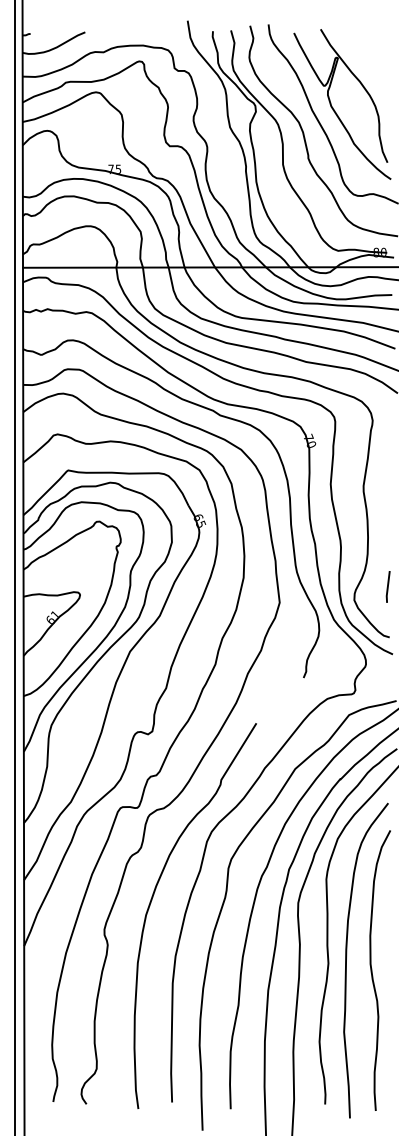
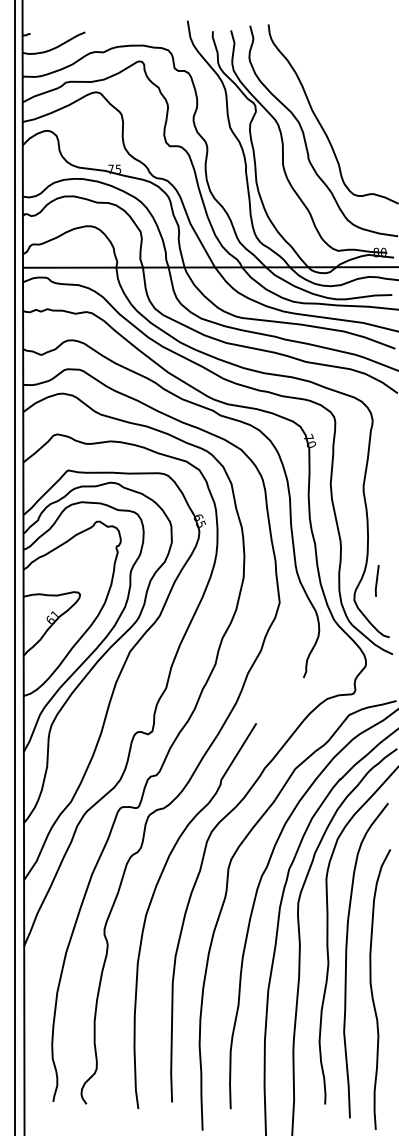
part: present -> none (335, 110)
line position: (387, 586) -> (376, 580) (376, 580)
curve position: (372, 970) -> (372, 989) (372, 989)
